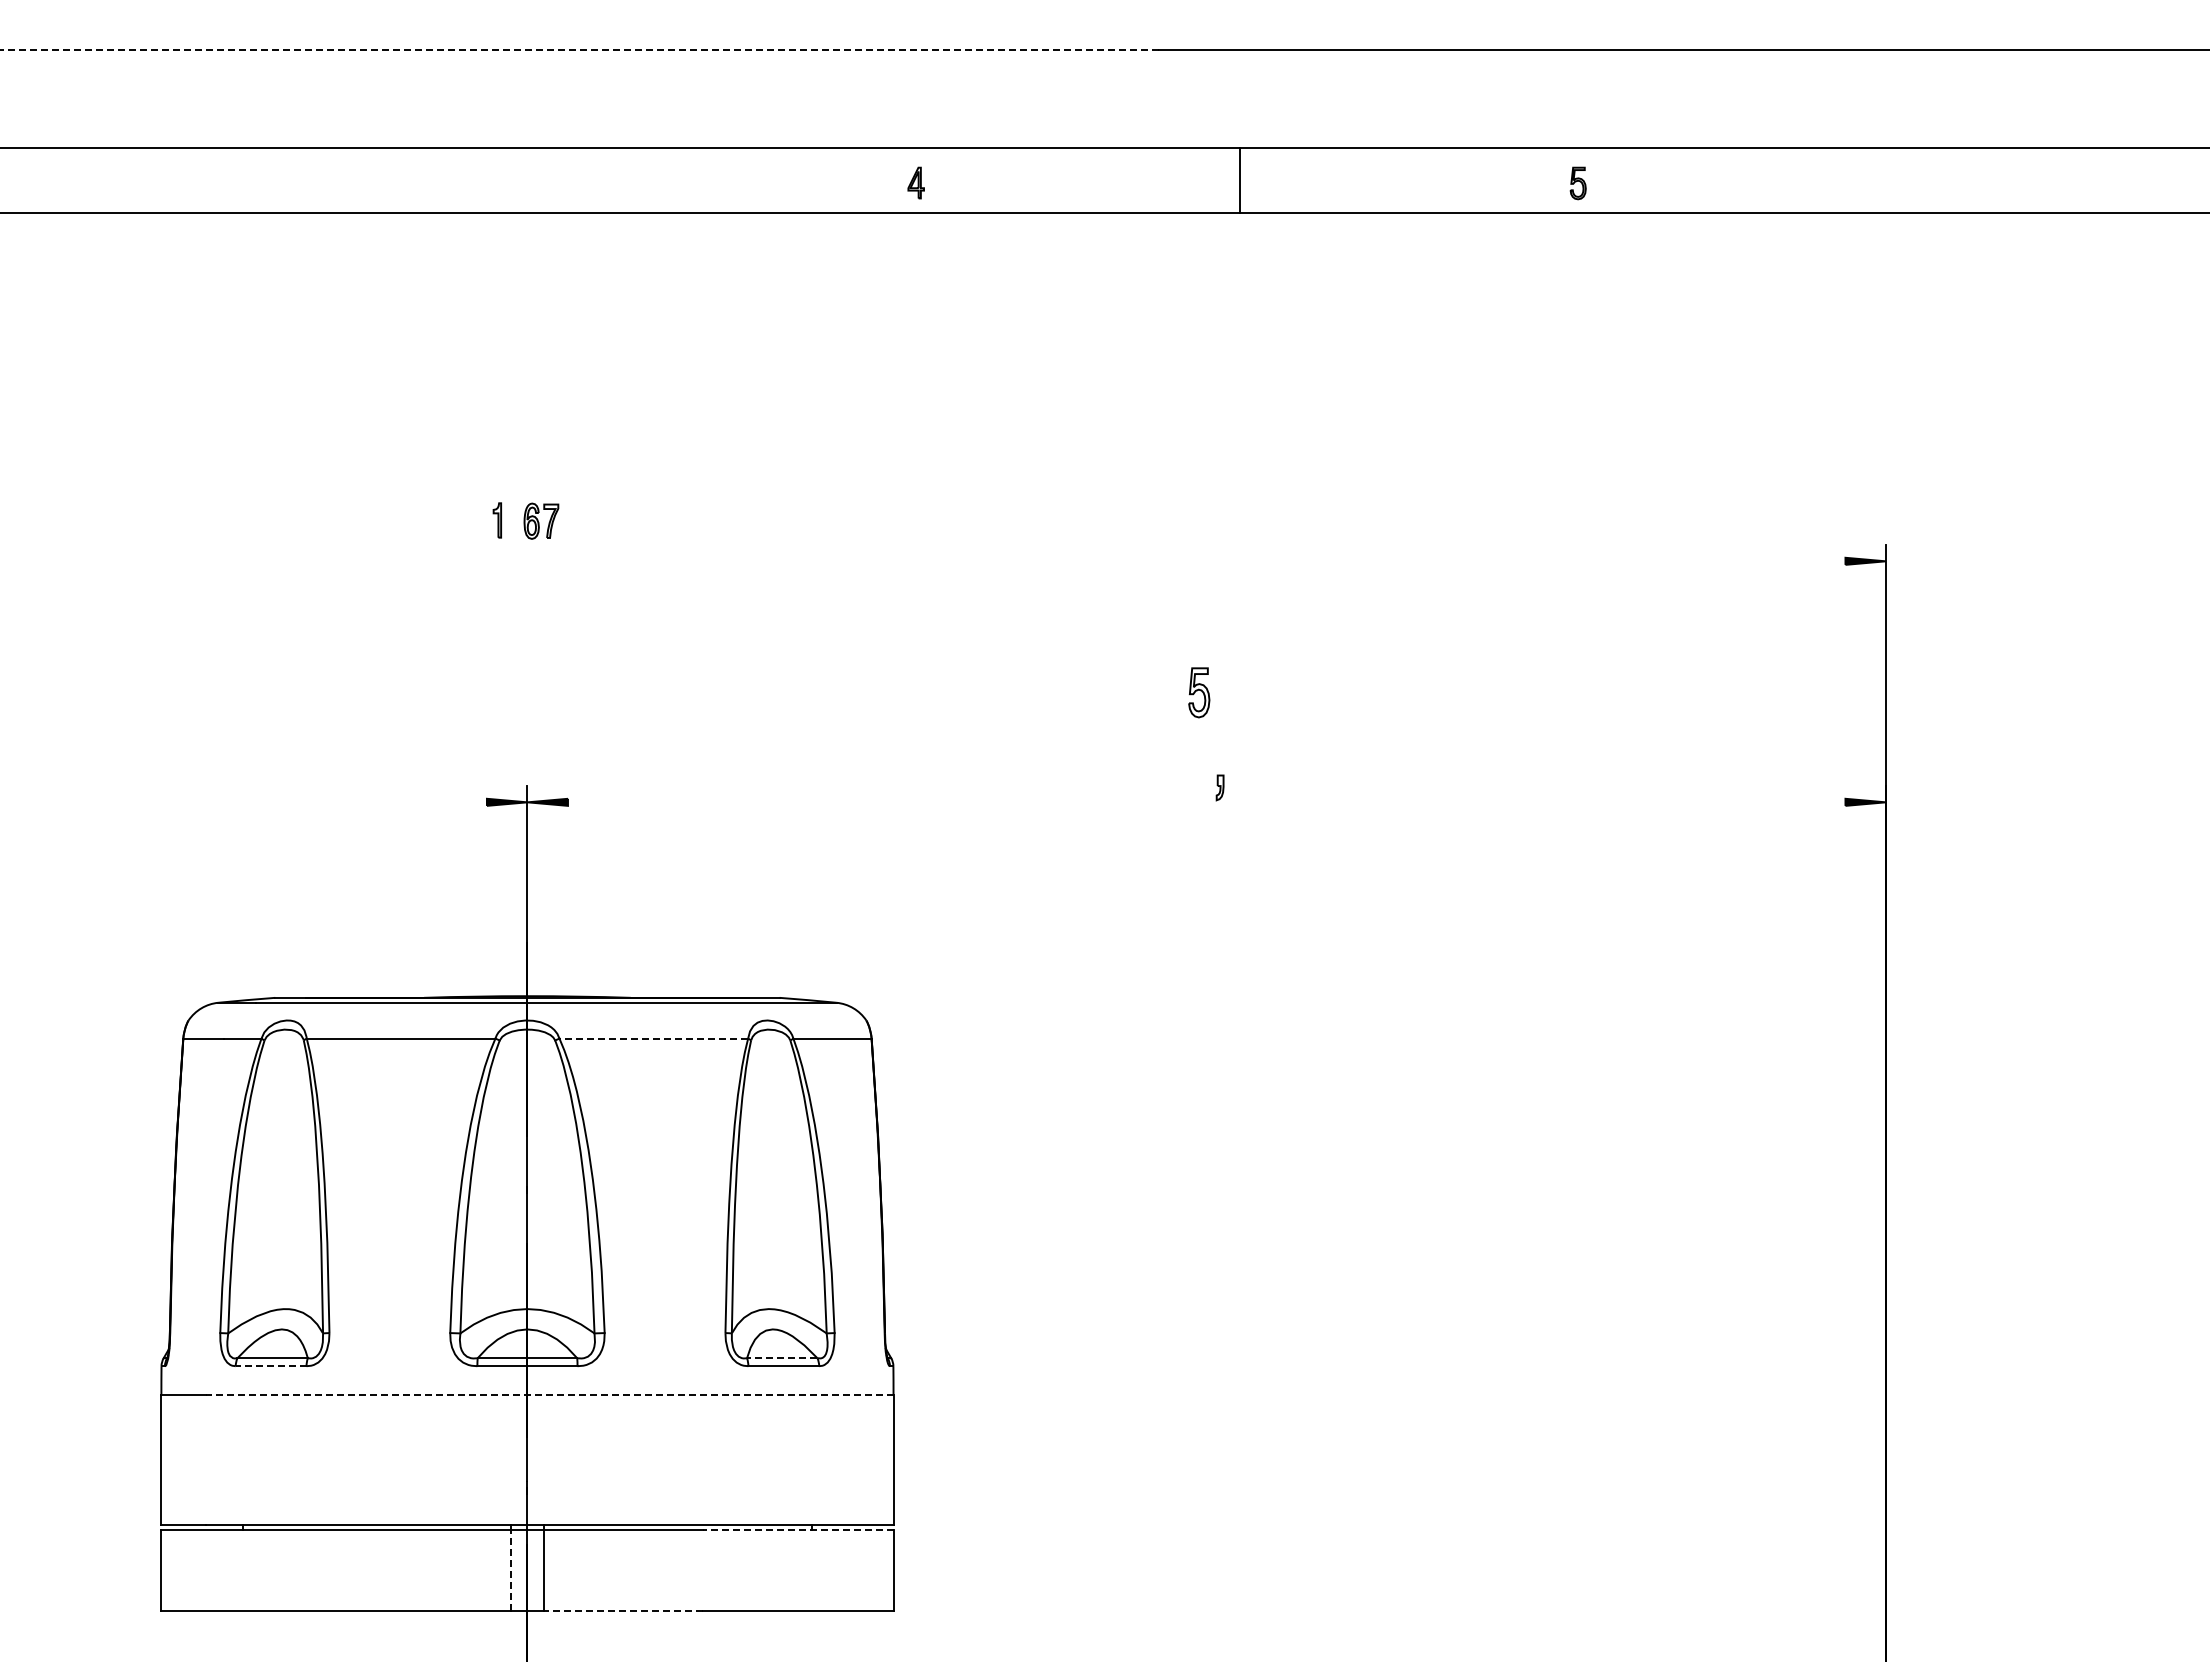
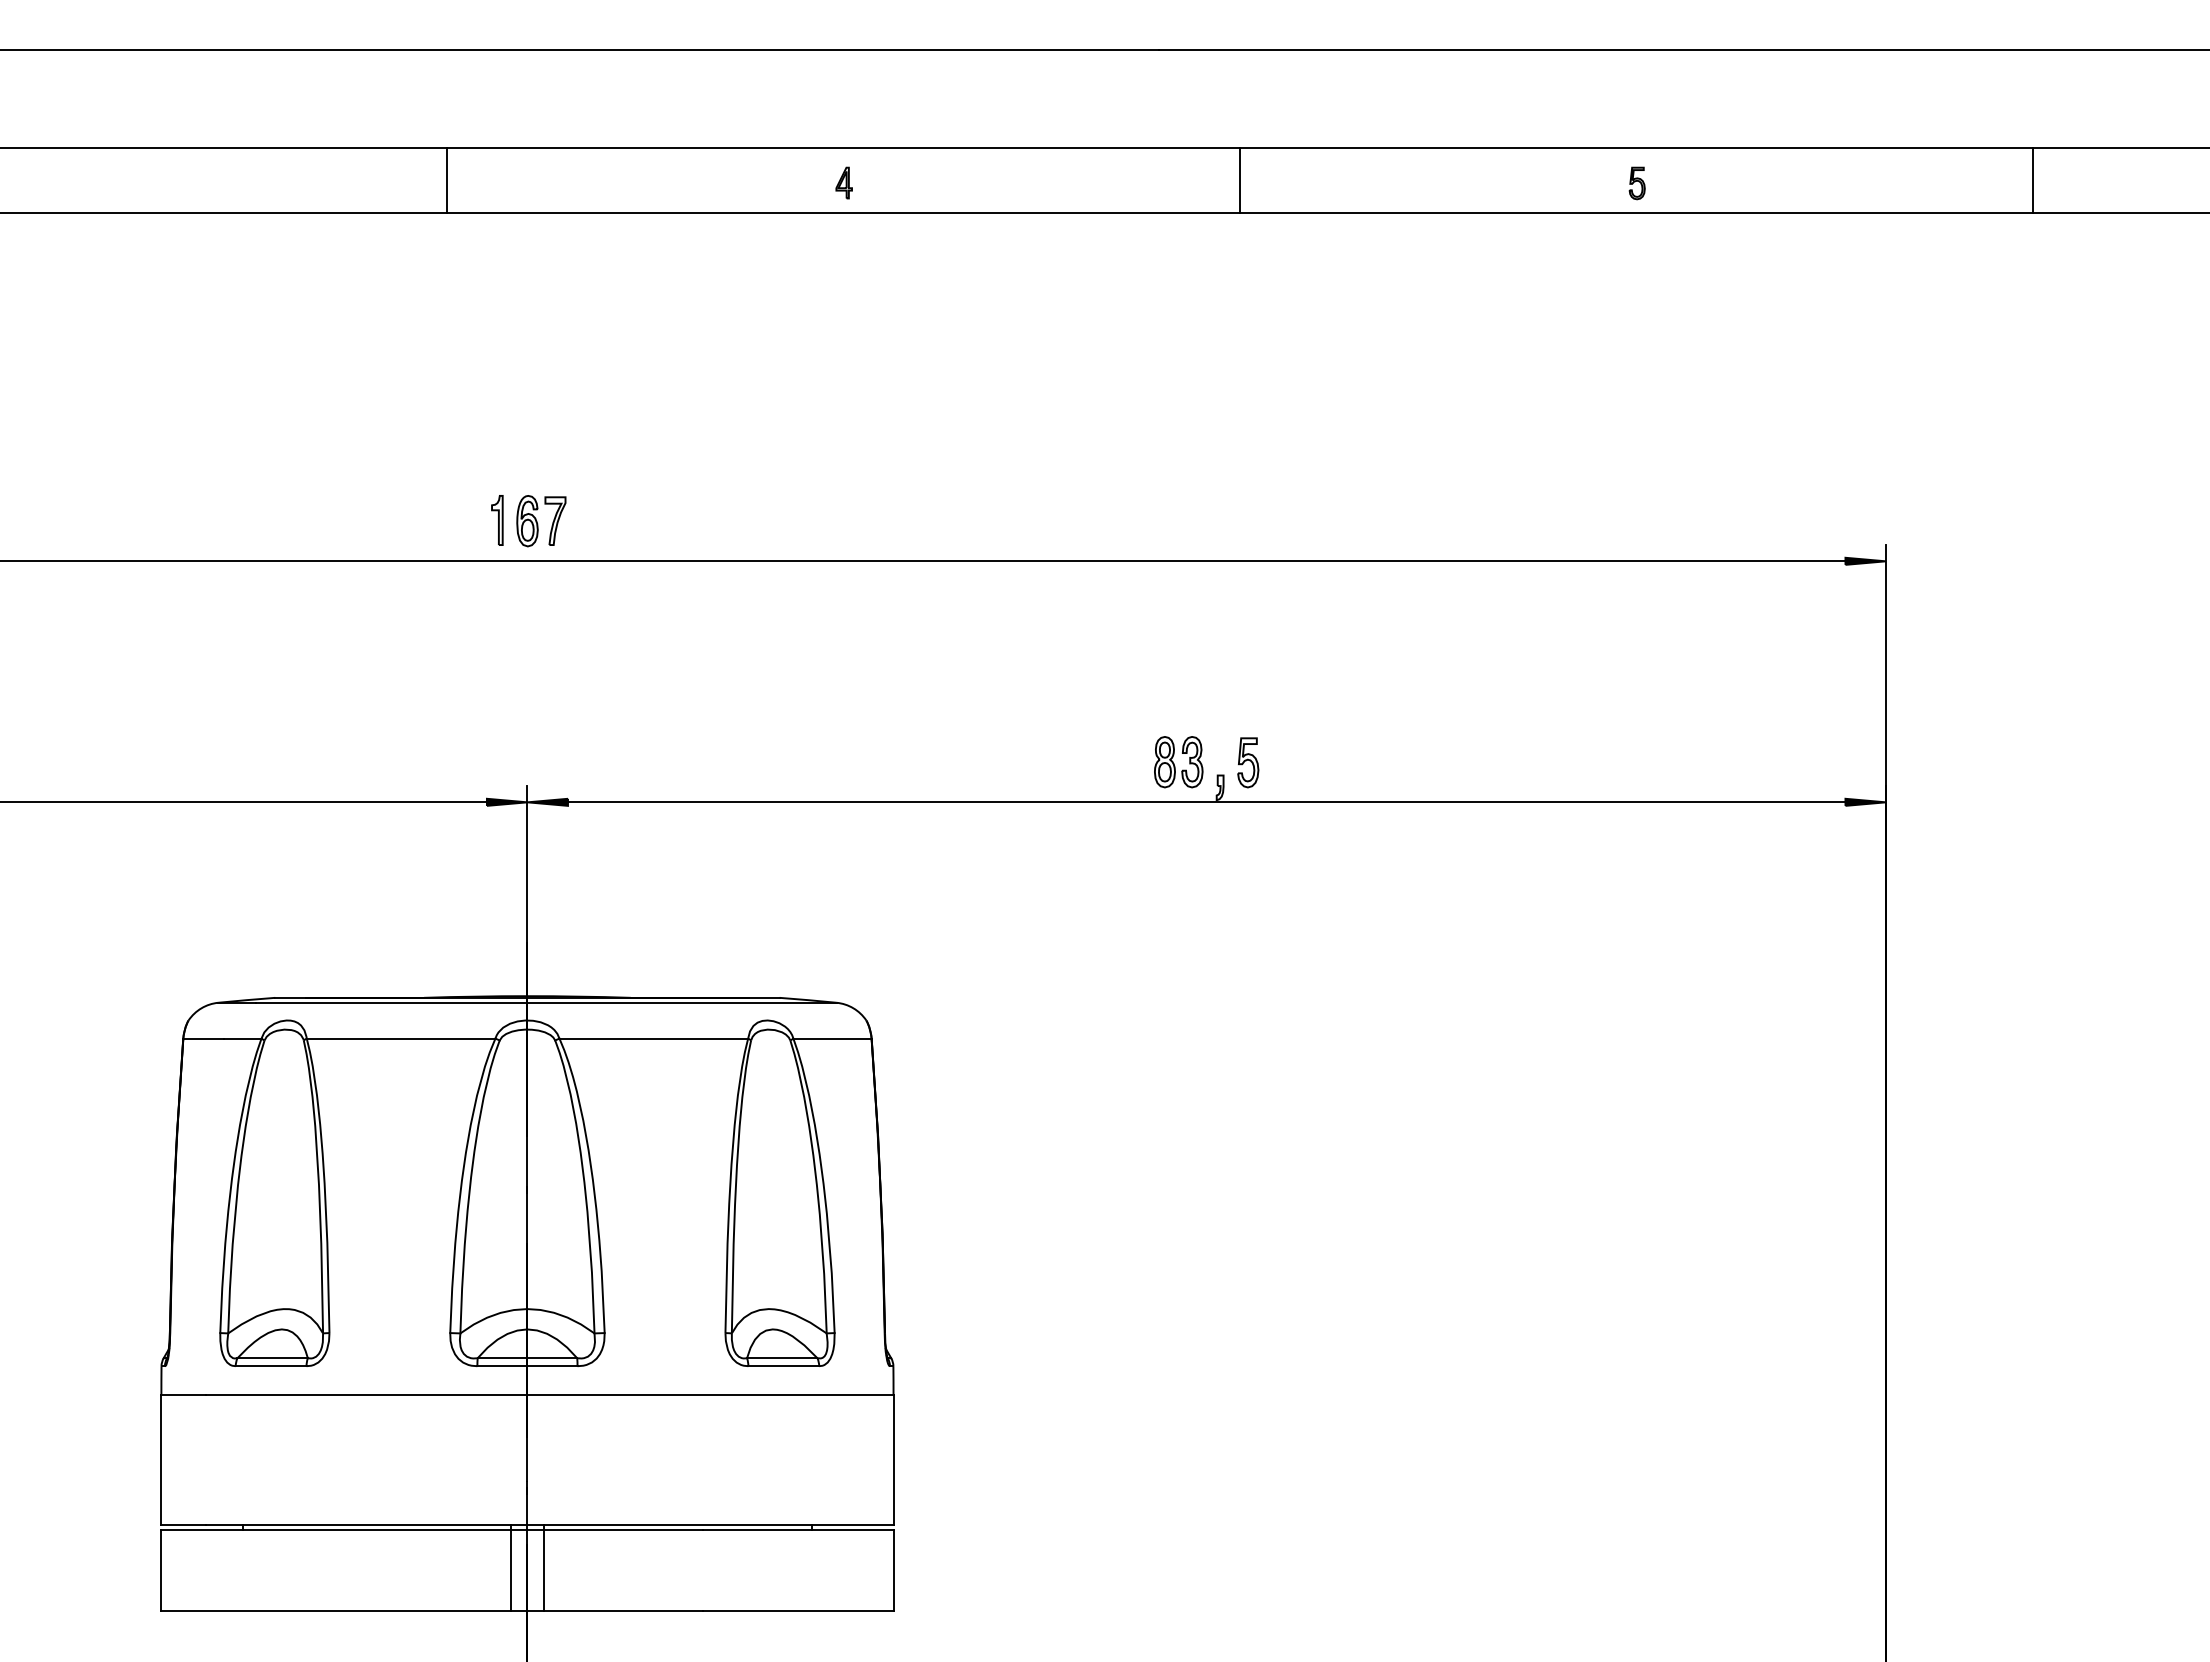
line: dashed -> solid (578, 49)
line: none -> present (447, 179)
line: none -> present (2033, 179)
part position: (915, 182) -> (843, 182) (843, 182)
part position: (1577, 183) -> (1636, 183) (1636, 183)
part size: 10x37 px -> 13x51 px (497, 520)
part size: 37x38 px -> 51x53 px (541, 521)
line: none -> present (923, 561)
part position: (1199, 692) -> (1248, 762) (1248, 762)
part: none -> present (1178, 762)
line: none -> present (244, 802)
line: none -> present (1206, 802)
line: dashed -> solid (653, 1038)
line: dashed -> solid (781, 1358)
line: dashed -> solid (270, 1366)
line: dashed -> solid (549, 1394)
line: dashed -> solid (797, 1529)
line: dashed -> solid (511, 1570)
line: dashed -> solid (623, 1611)
